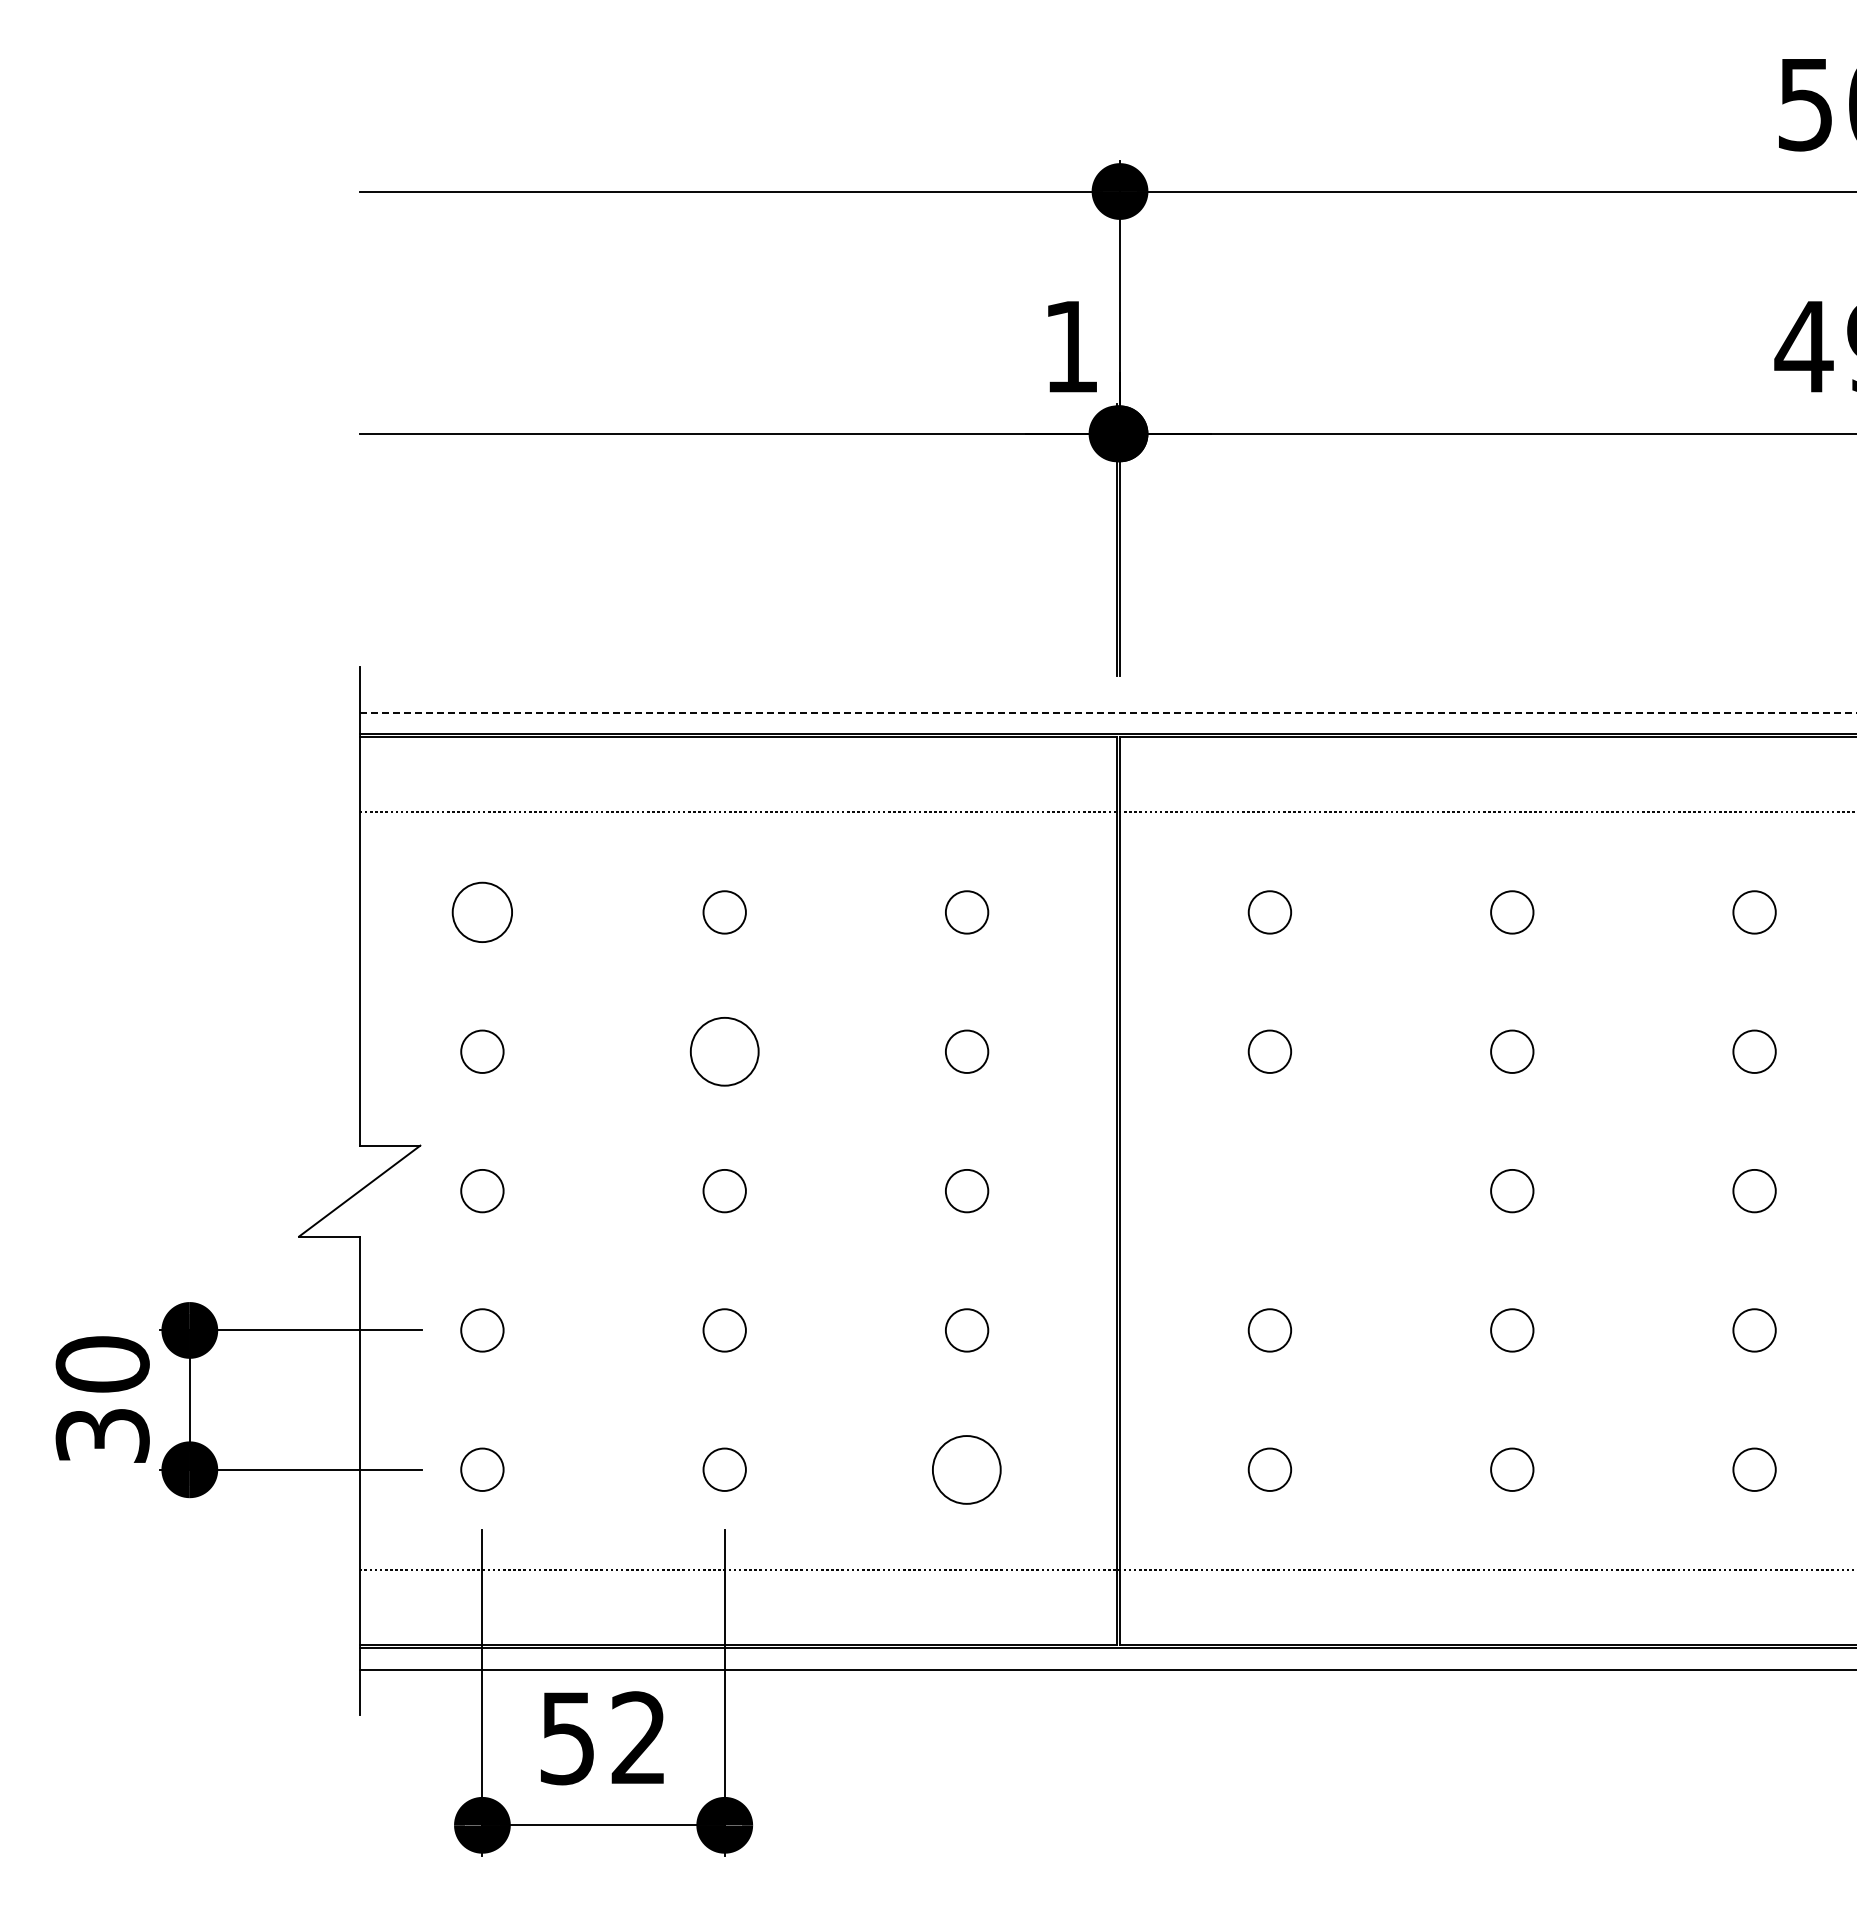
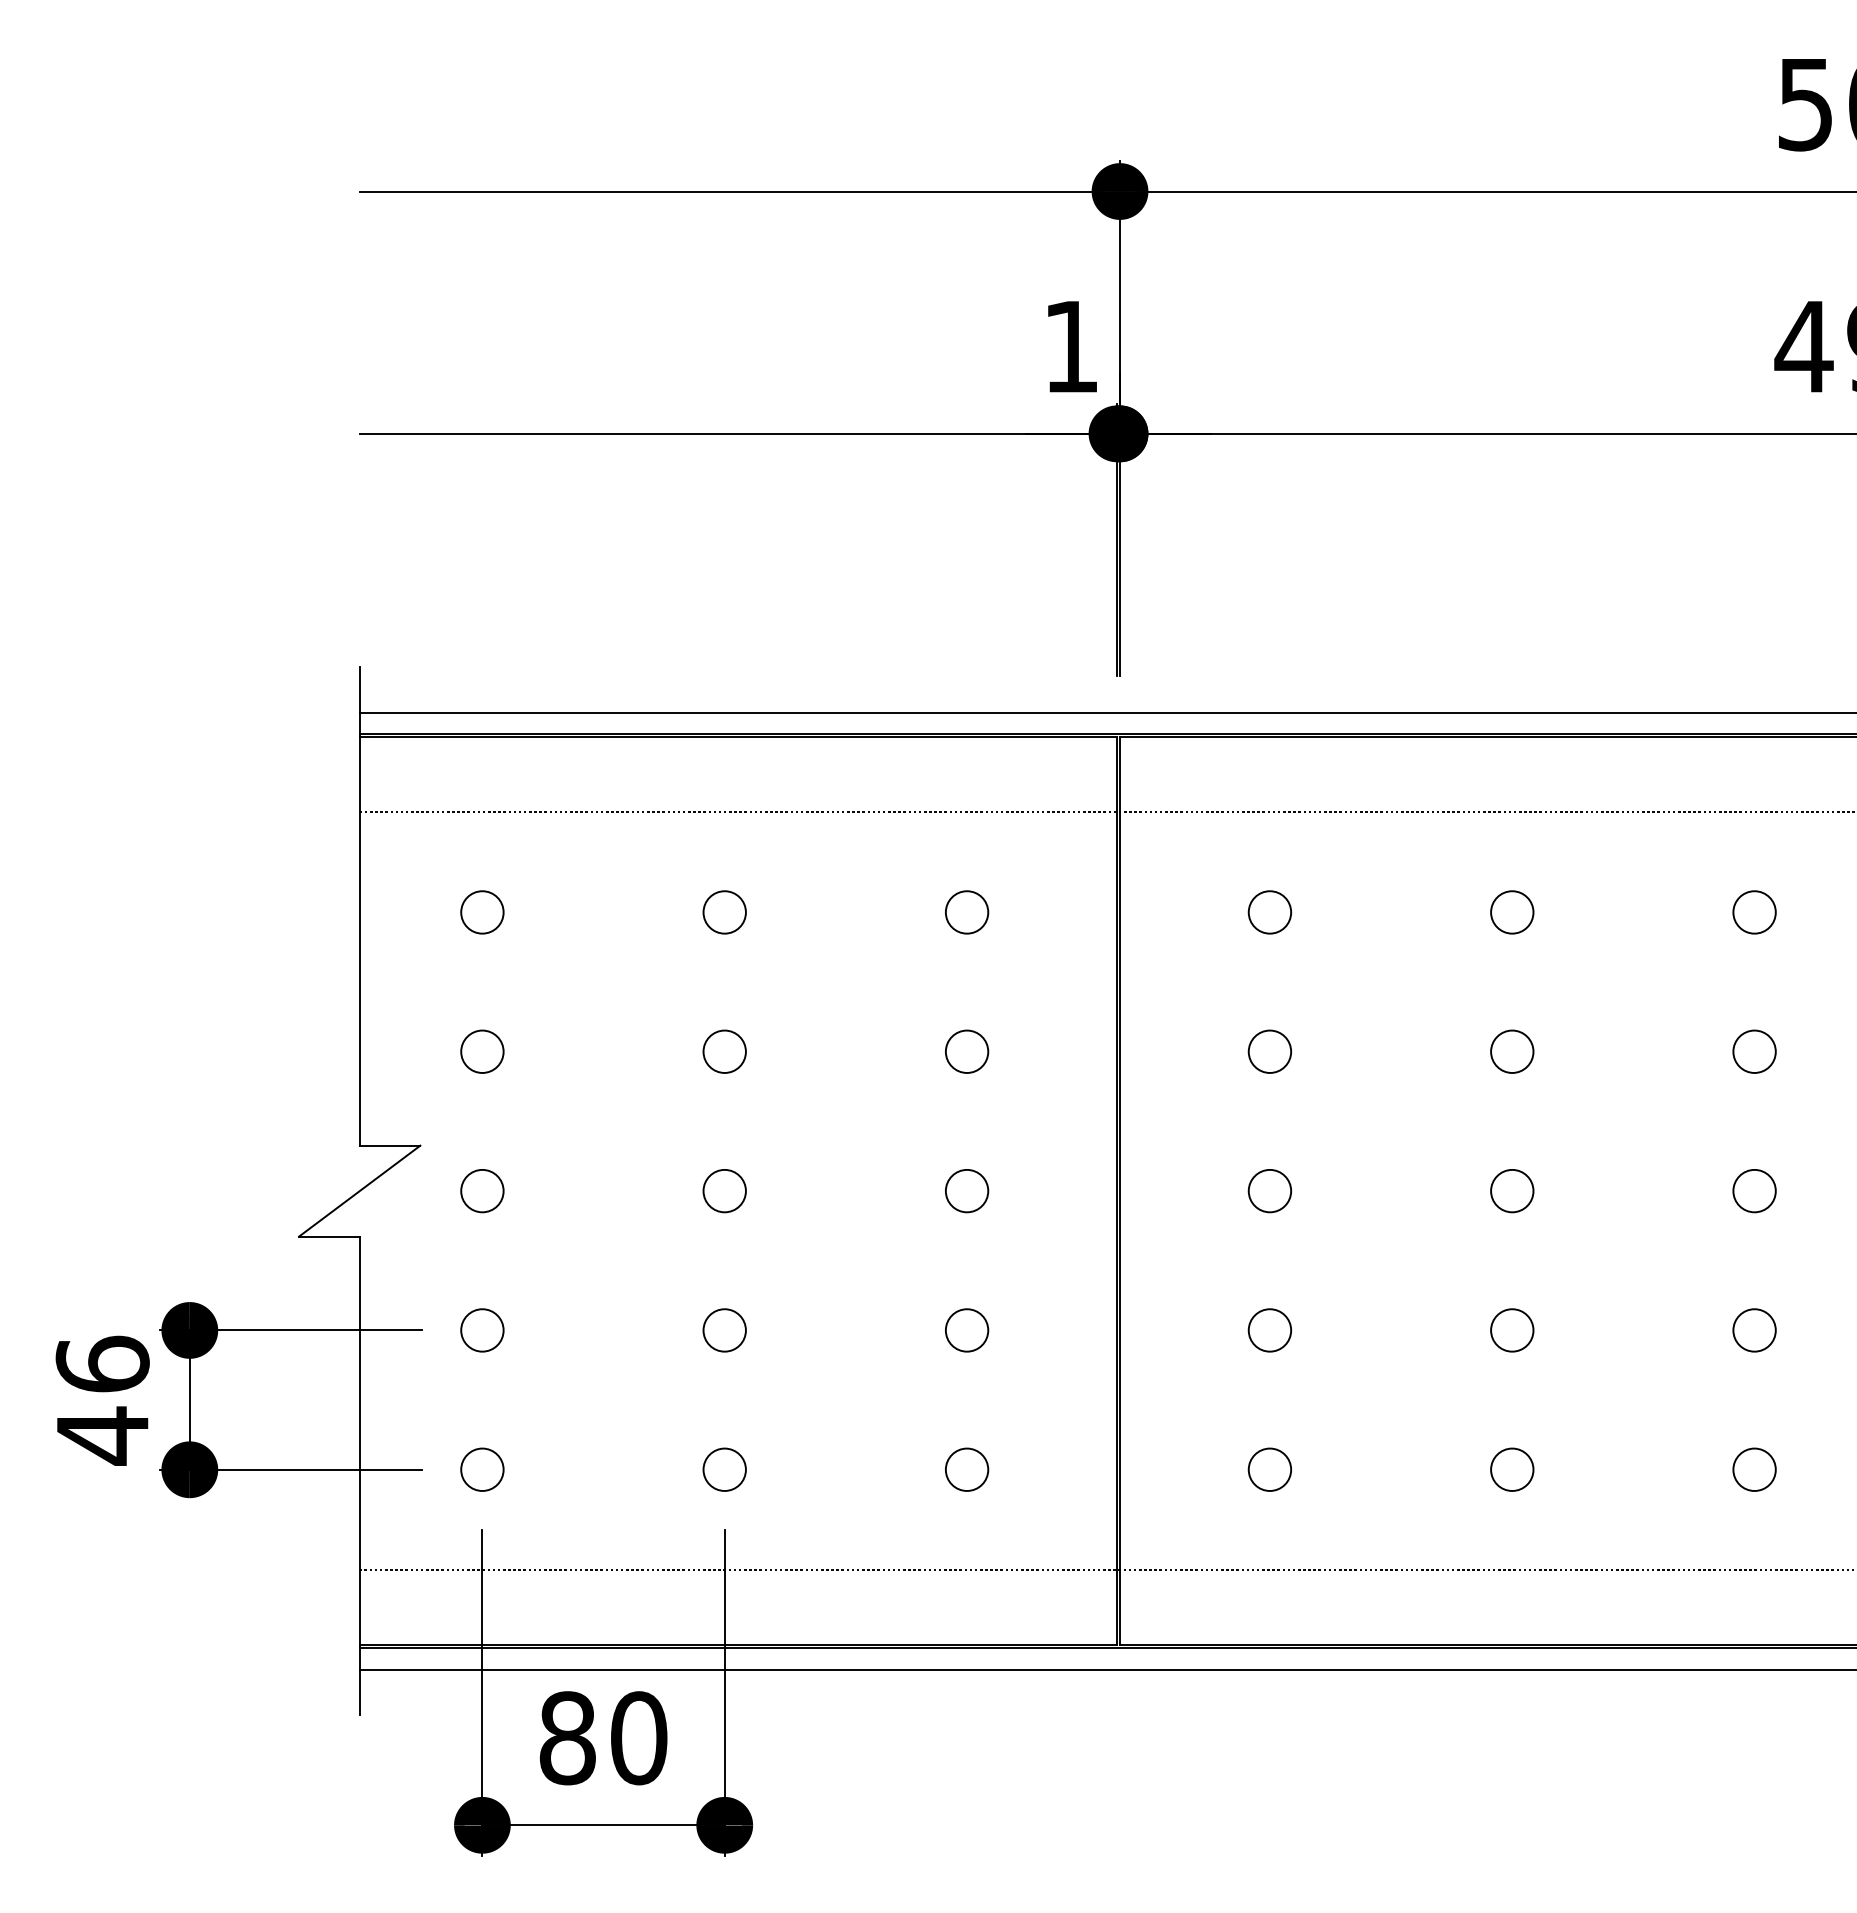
line: dashed -> solid (1108, 712)
circle diameter: 59 px -> 42 px (482, 912)
circle diameter: 68 px -> 42 px (724, 1051)
circle: none -> present (1269, 1191)
text: 30 -> 46 (102, 1400)
circle size: 70x70 px -> 45x45 px (967, 1469)
text: 52 -> 80 (603, 1738)
